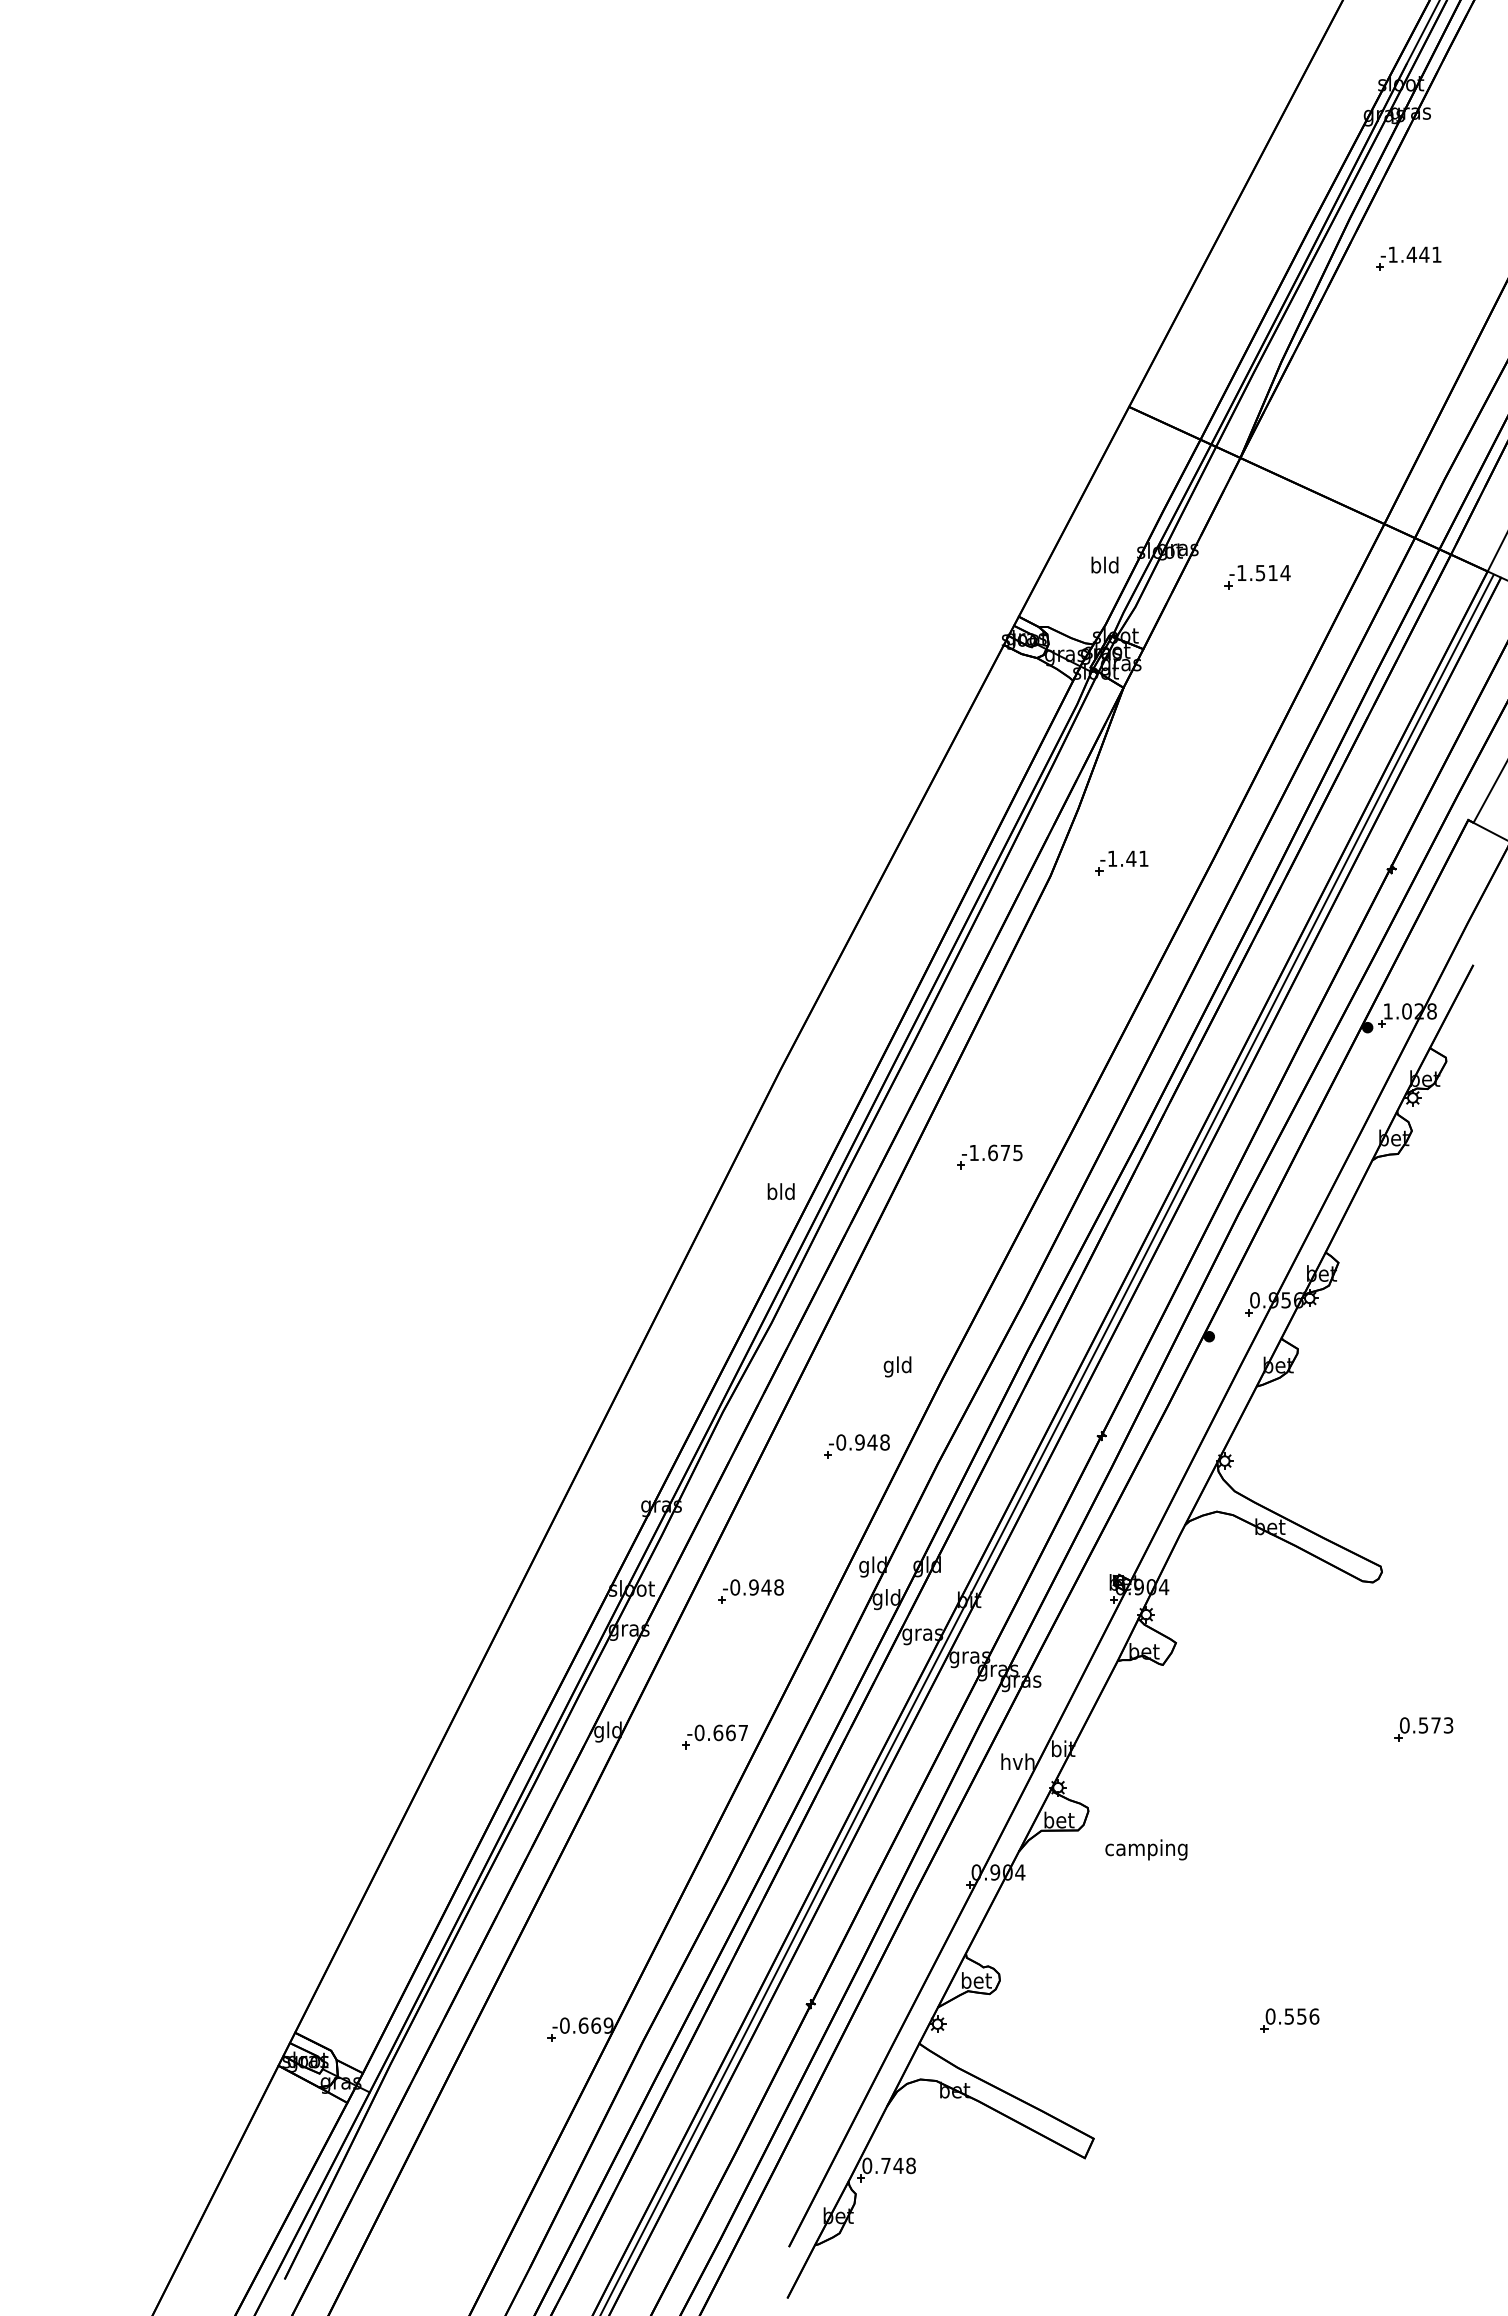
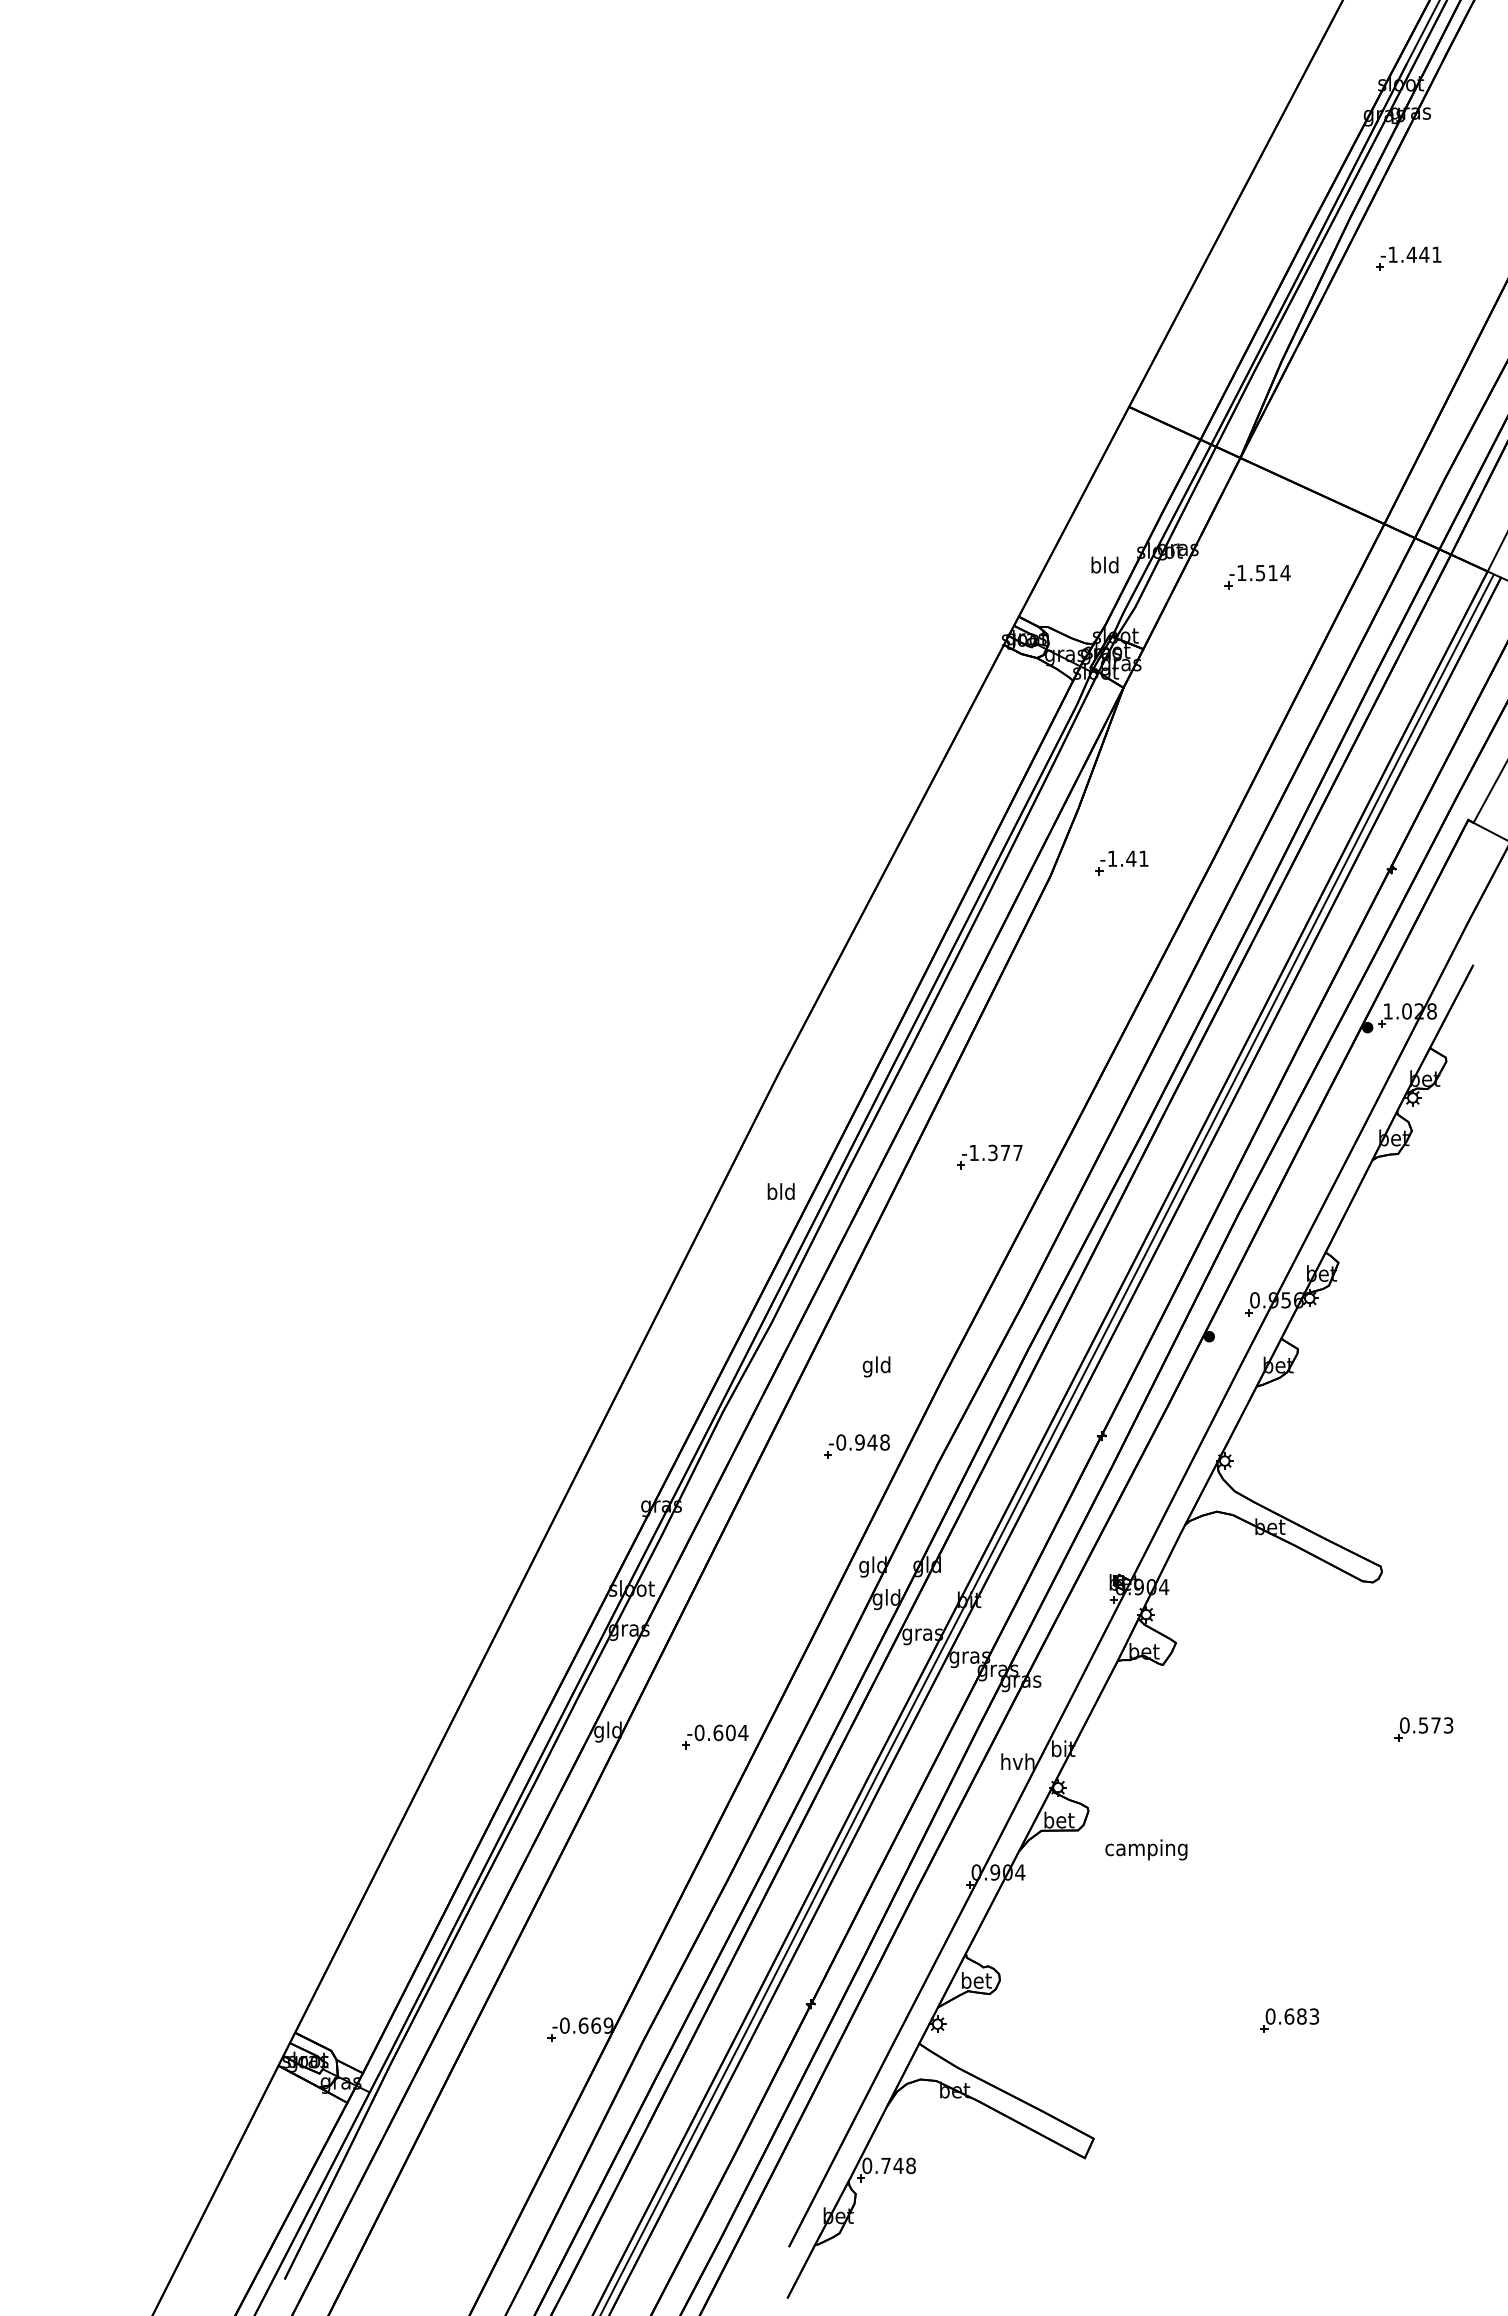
text: -1.675 -> -1.377 (1005, 1152)
text position: (897, 1366) -> (876, 1366) (876, 1366)
part: present -> none (750, 1591)
text: -0.667 -> -0.604 (737, 1732)
text: 0.556 -> 0.683 (1301, 2016)
